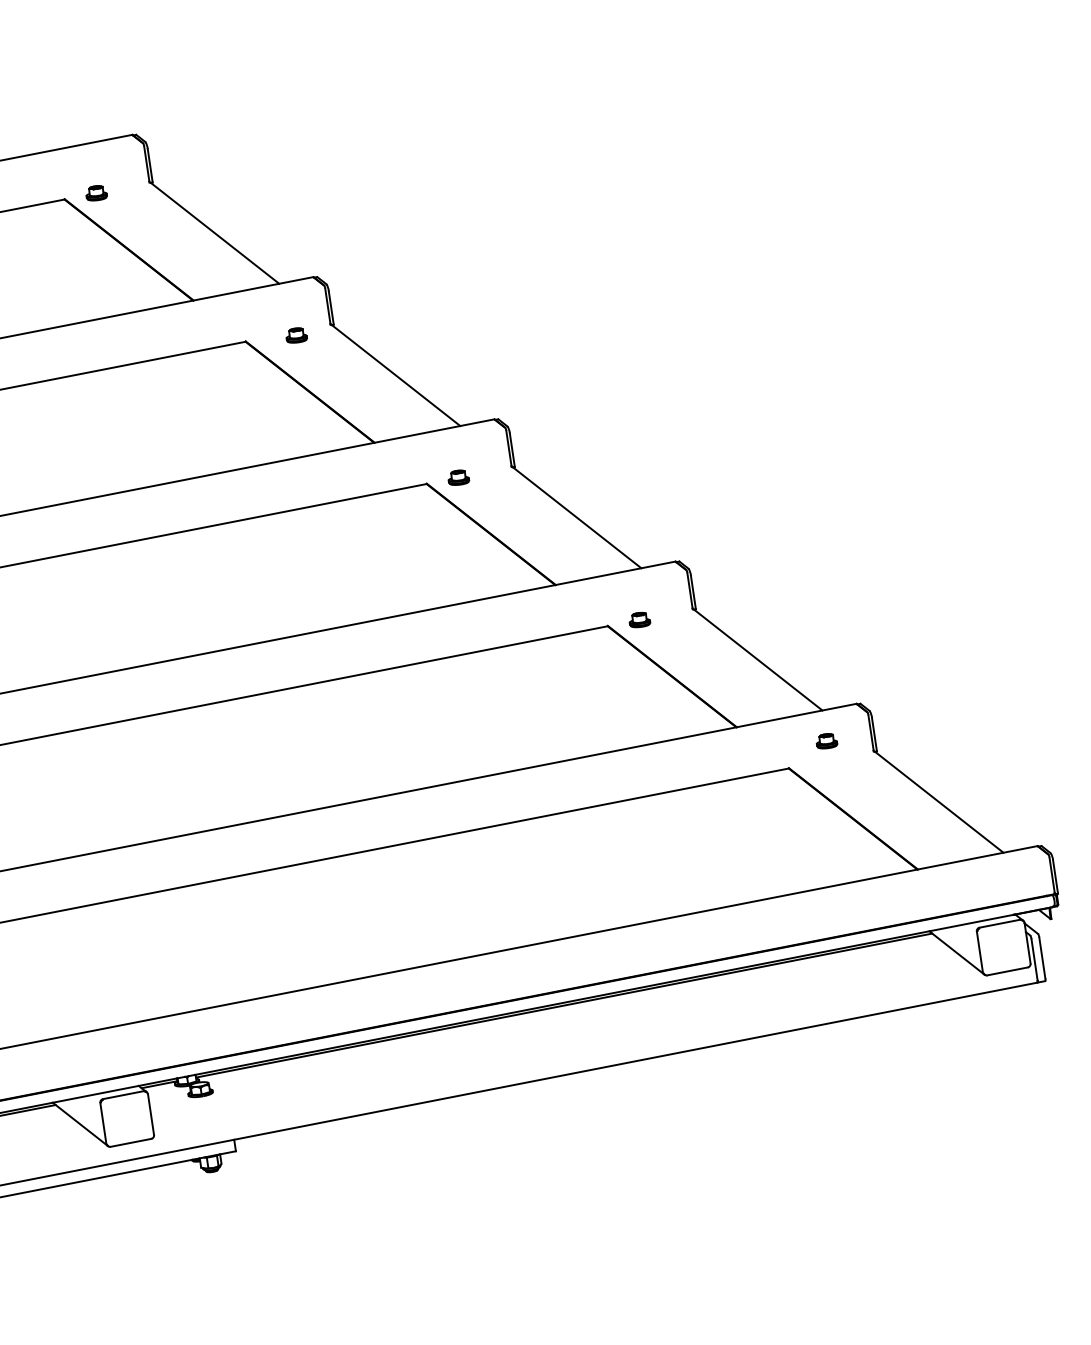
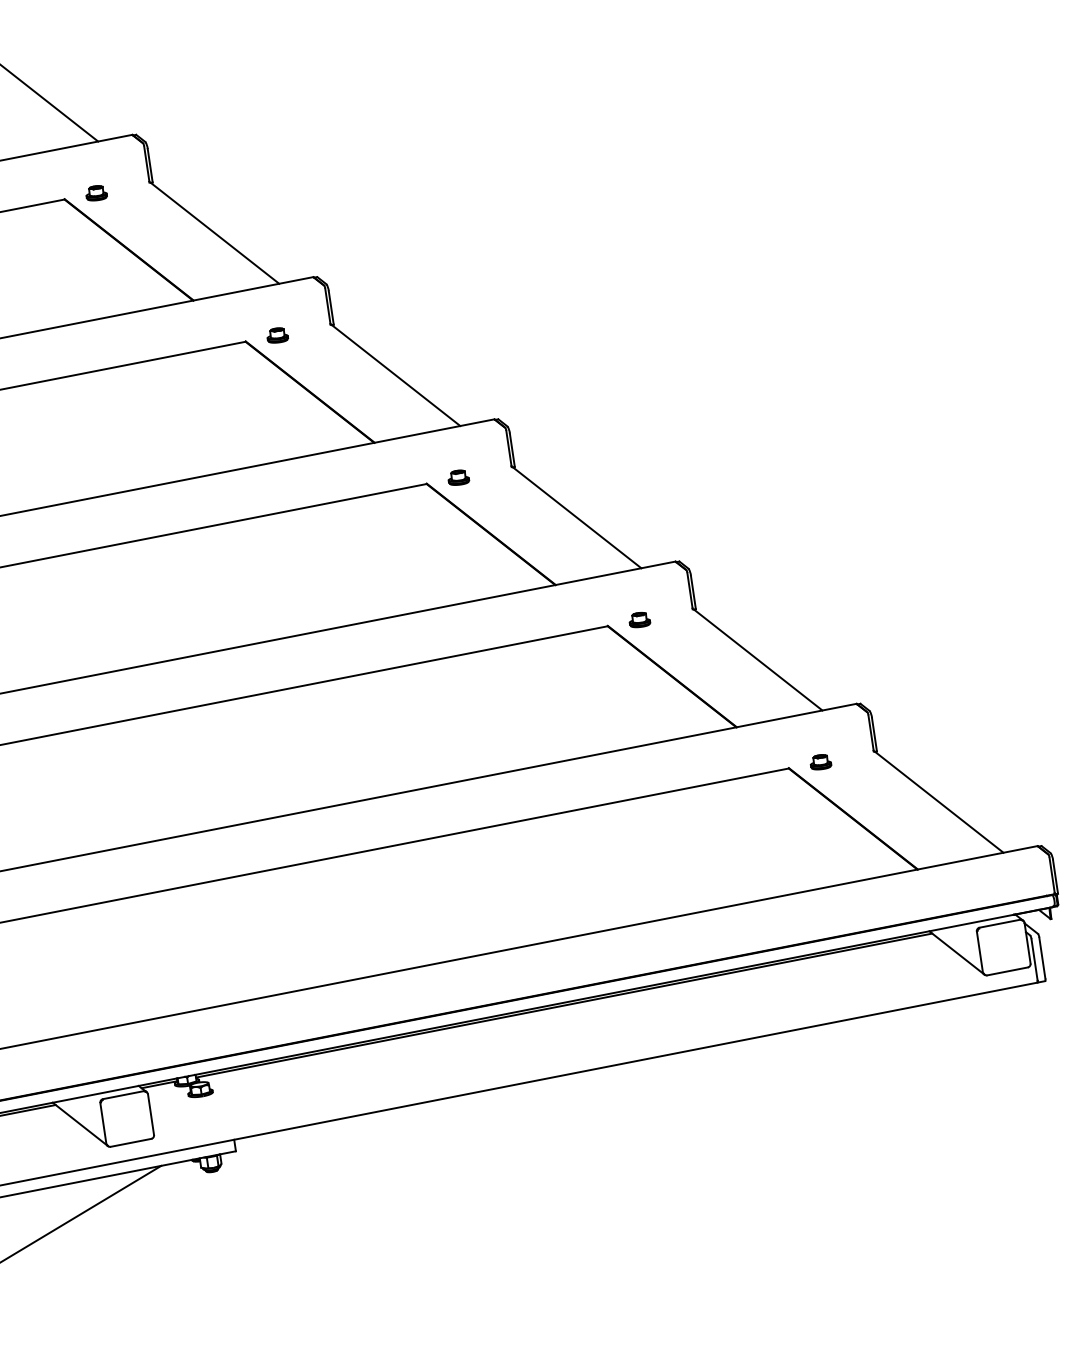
line: none -> present (50, 103)
part position: (296, 335) -> (277, 335) (277, 335)
part position: (826, 741) -> (820, 762) (820, 762)
line: none -> present (81, 1213)
